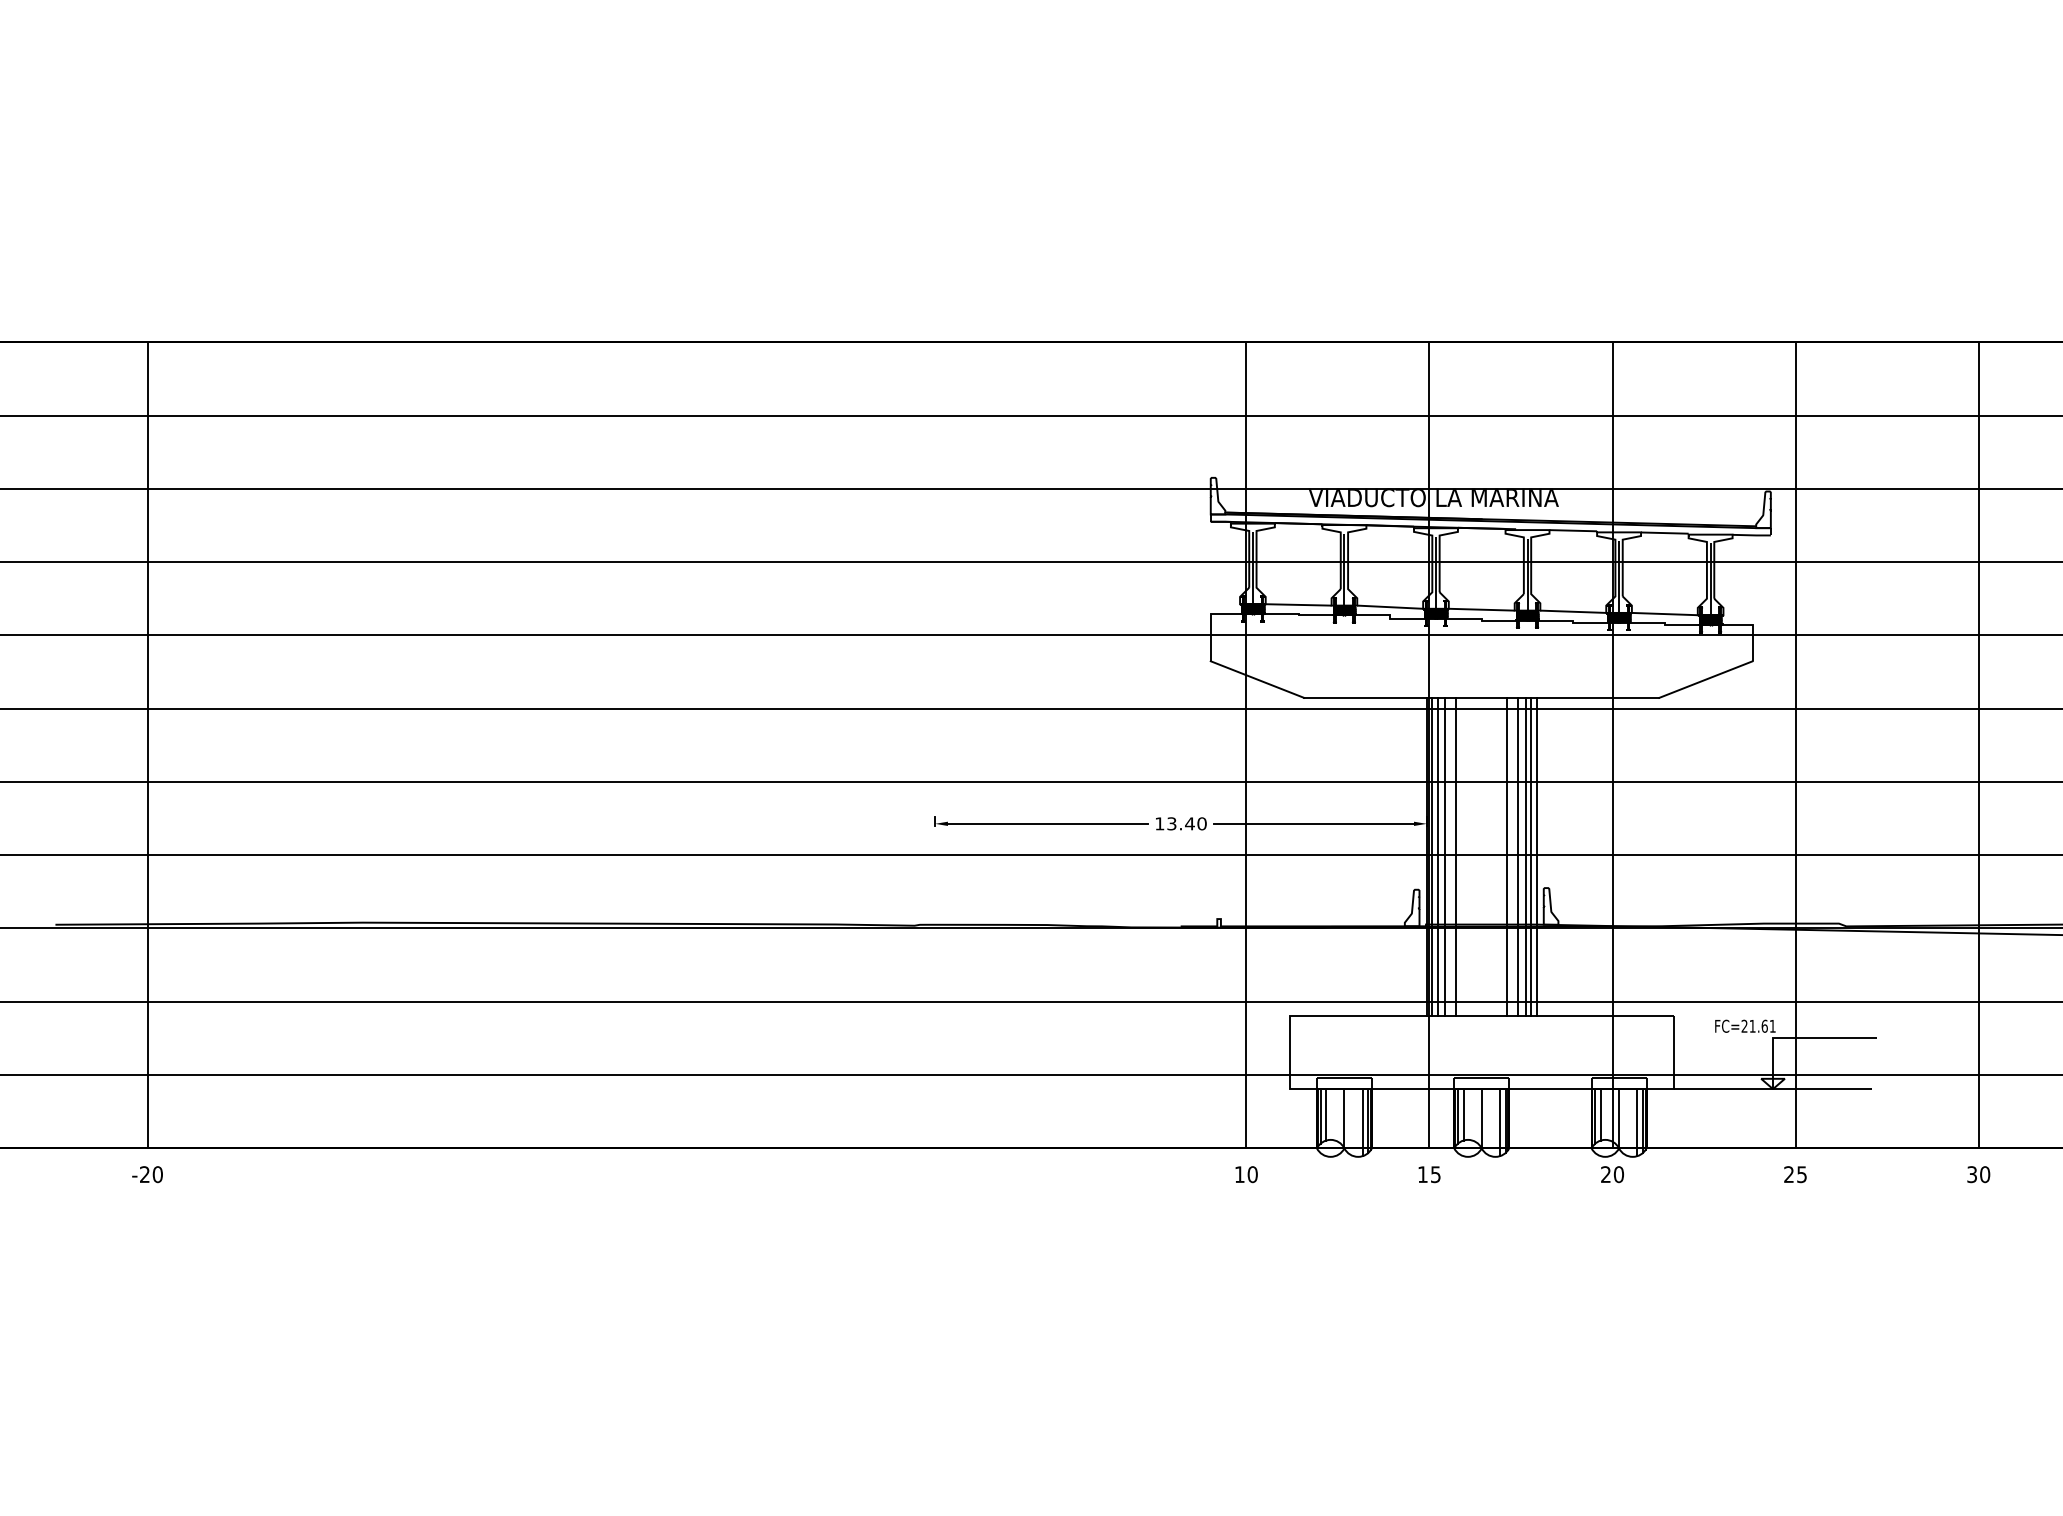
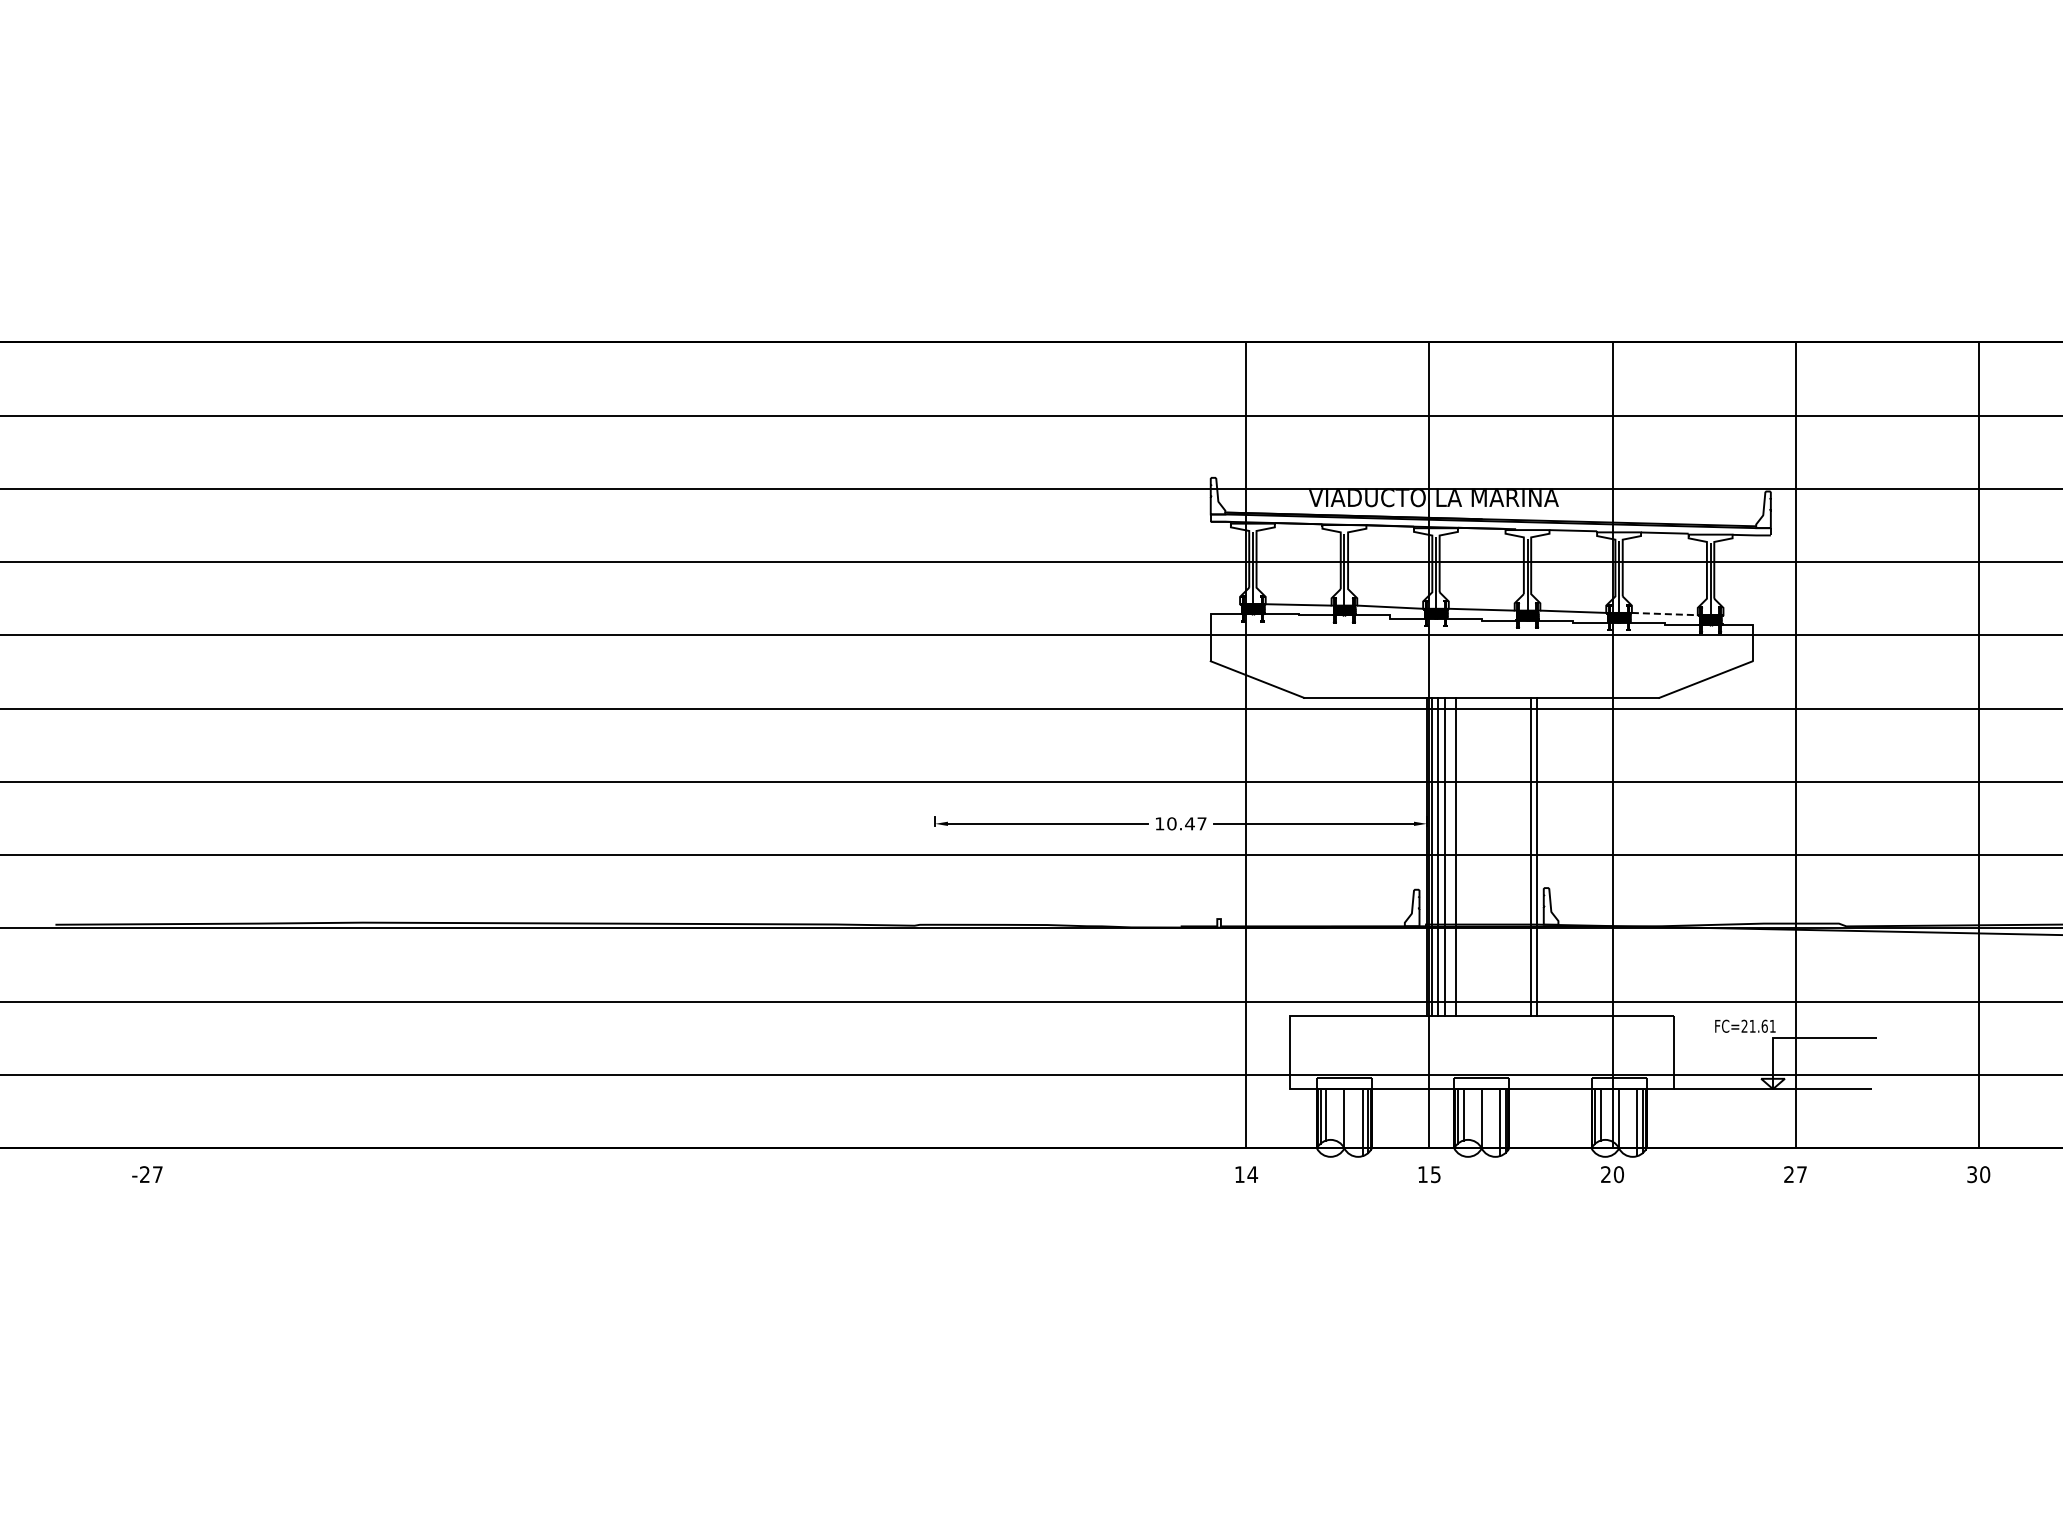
line: solid -> dashed (1664, 614)
line: present -> none (147, 745)
text: 13.40 -> 10.47 (1186, 823)
line: present -> none (1507, 856)
line: present -> none (1518, 856)
line: present -> none (1525, 856)
text: -20 -> -27 (157, 1174)
text: 10 -> 14 (1252, 1174)
text: 25 -> 27 (1801, 1174)
